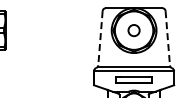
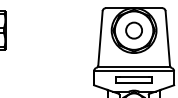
circle size: 14x14 px -> 18x19 px (133, 30)
line: dashed -> solid (100, 38)
line: dashed -> solid (167, 38)
